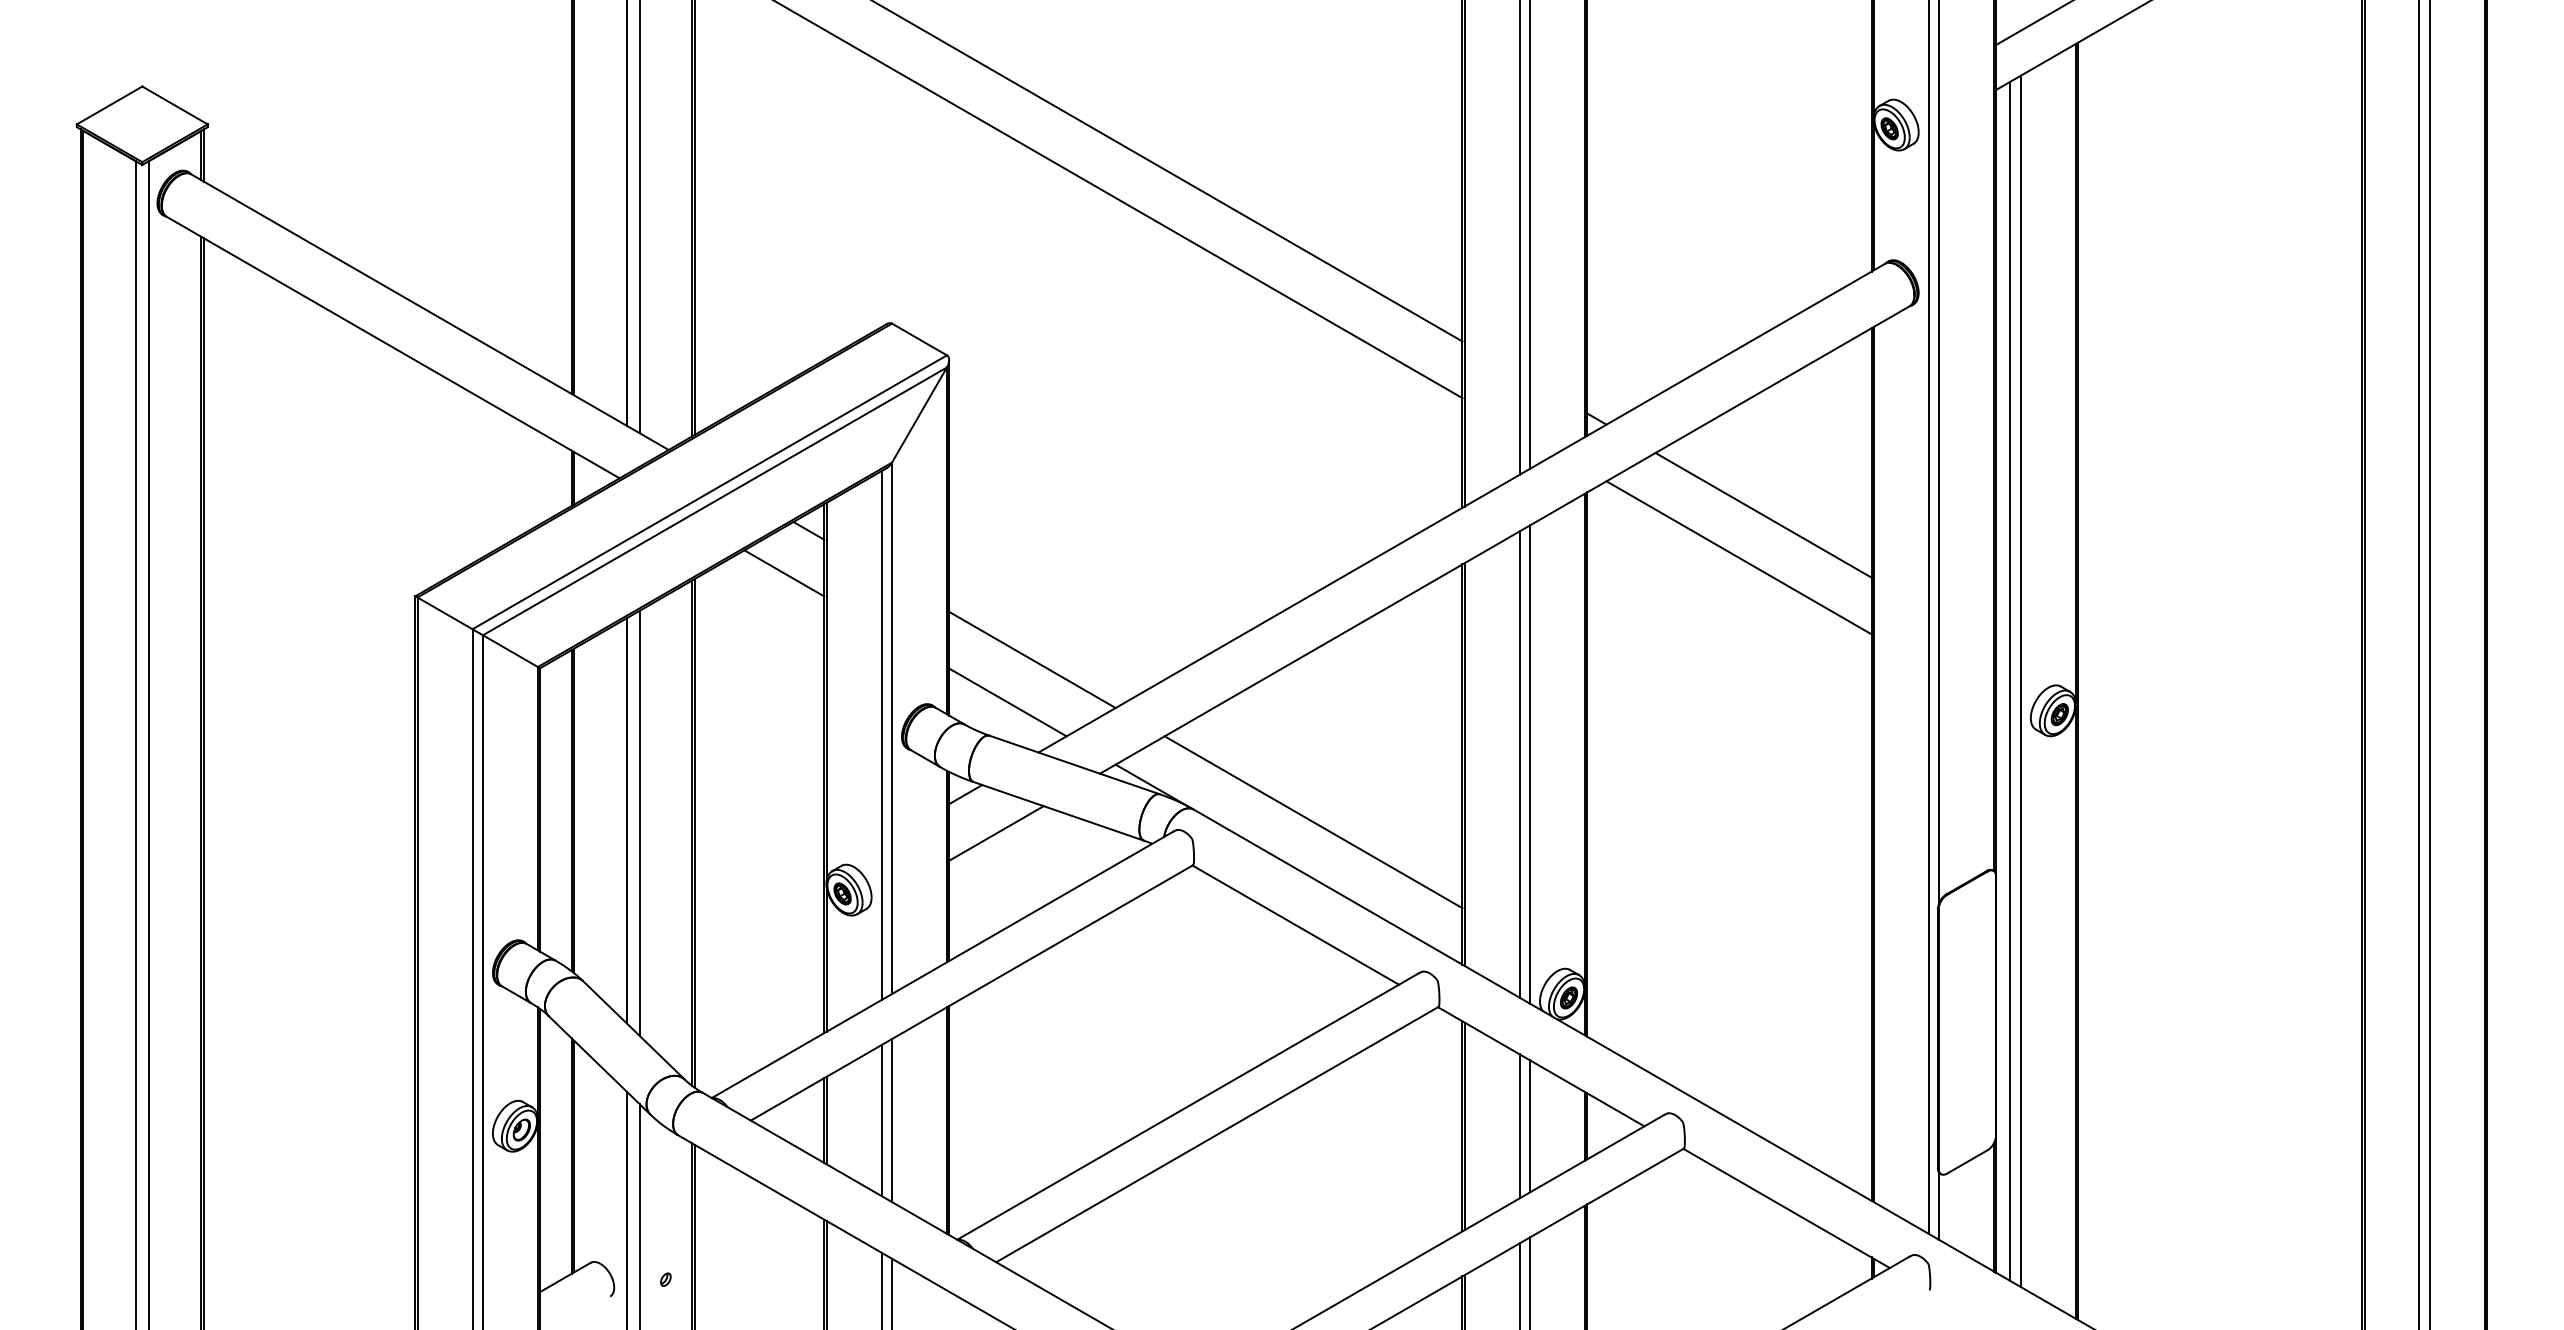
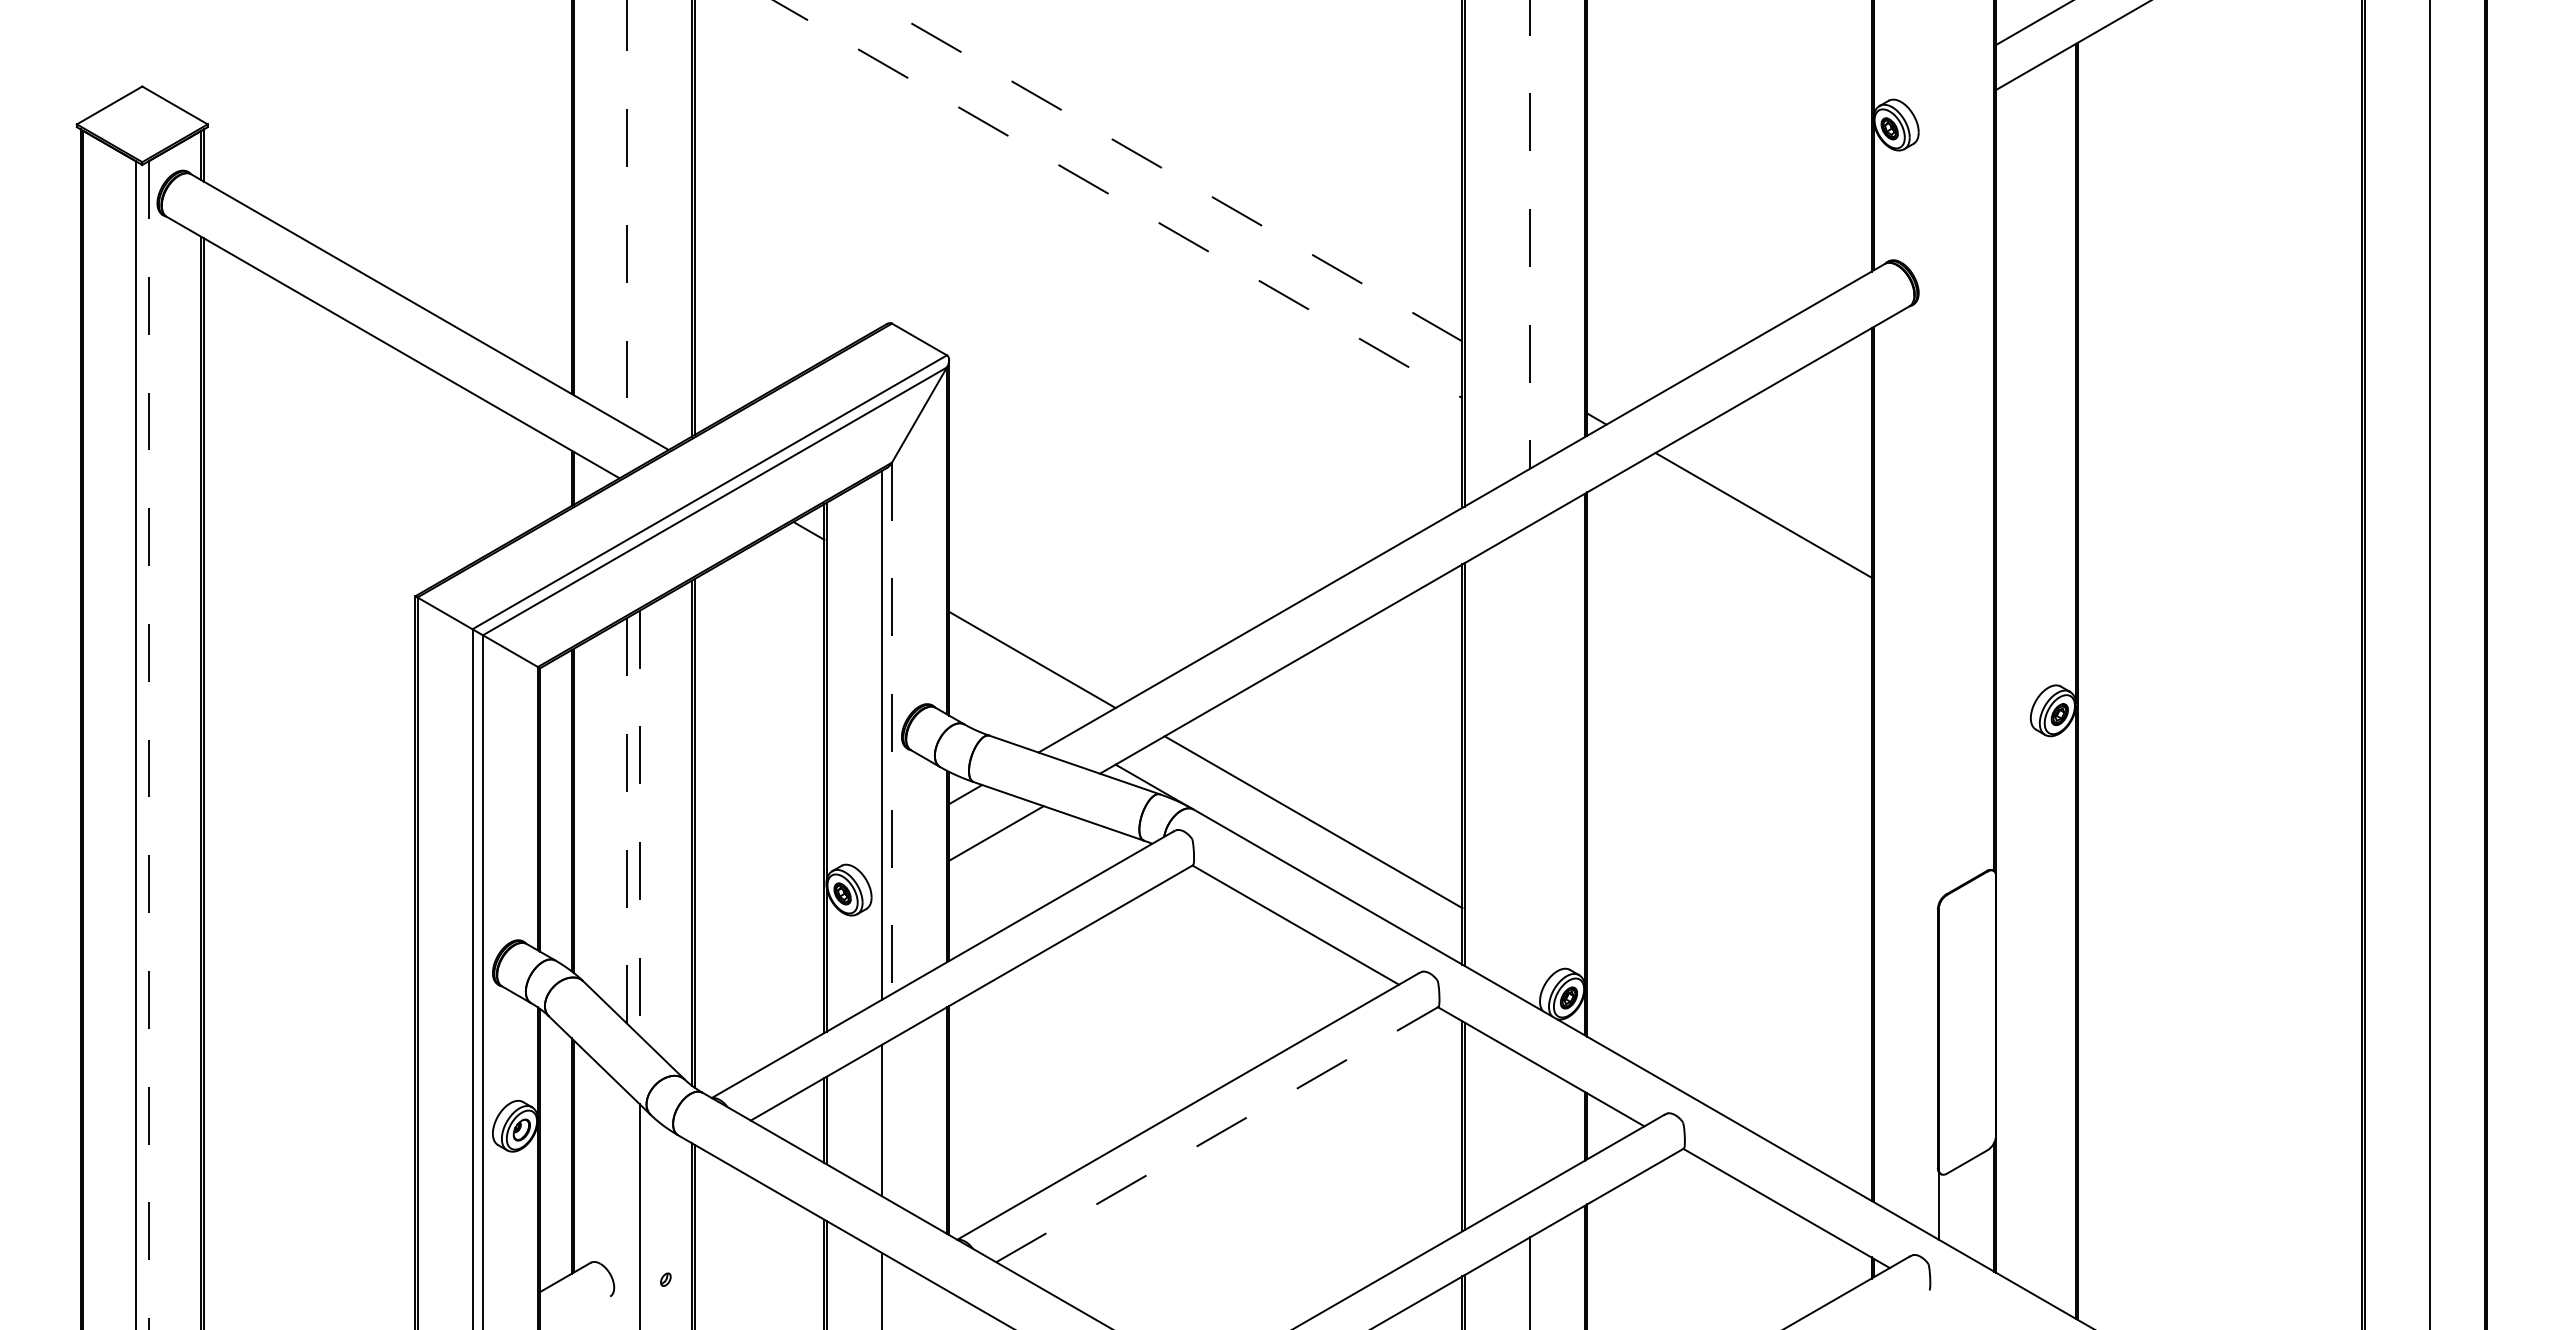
line: solid -> dashed (1166, 170)
line: solid -> dashed (1118, 199)
line: solid -> dashed (626, 213)
line: present -> none (639, 217)
line: solid -> dashed (1530, 235)
line: present -> none (1519, 238)
line: present -> none (1939, 452)
line: present -> none (1738, 557)
line: present -> none (784, 573)
line: present -> none (1928, 617)
line: present -> none (2419, 664)
line: present -> none (2010, 681)
line: present -> none (2020, 681)
line: present -> none (1007, 702)
line: solid -> dashed (892, 728)
line: solid -> dashed (148, 746)
line: present -> none (1519, 764)
line: present -> none (1530, 764)
line: solid -> dashed (626, 821)
line: solid -> dashed (639, 823)
line: present -> none (892, 1120)
line: present -> none (1519, 1126)
line: present -> none (1530, 1126)
line: solid -> dashed (1217, 1134)
line: present -> none (626, 1208)
line: present -> none (1519, 1284)
line: present -> none (892, 1292)
